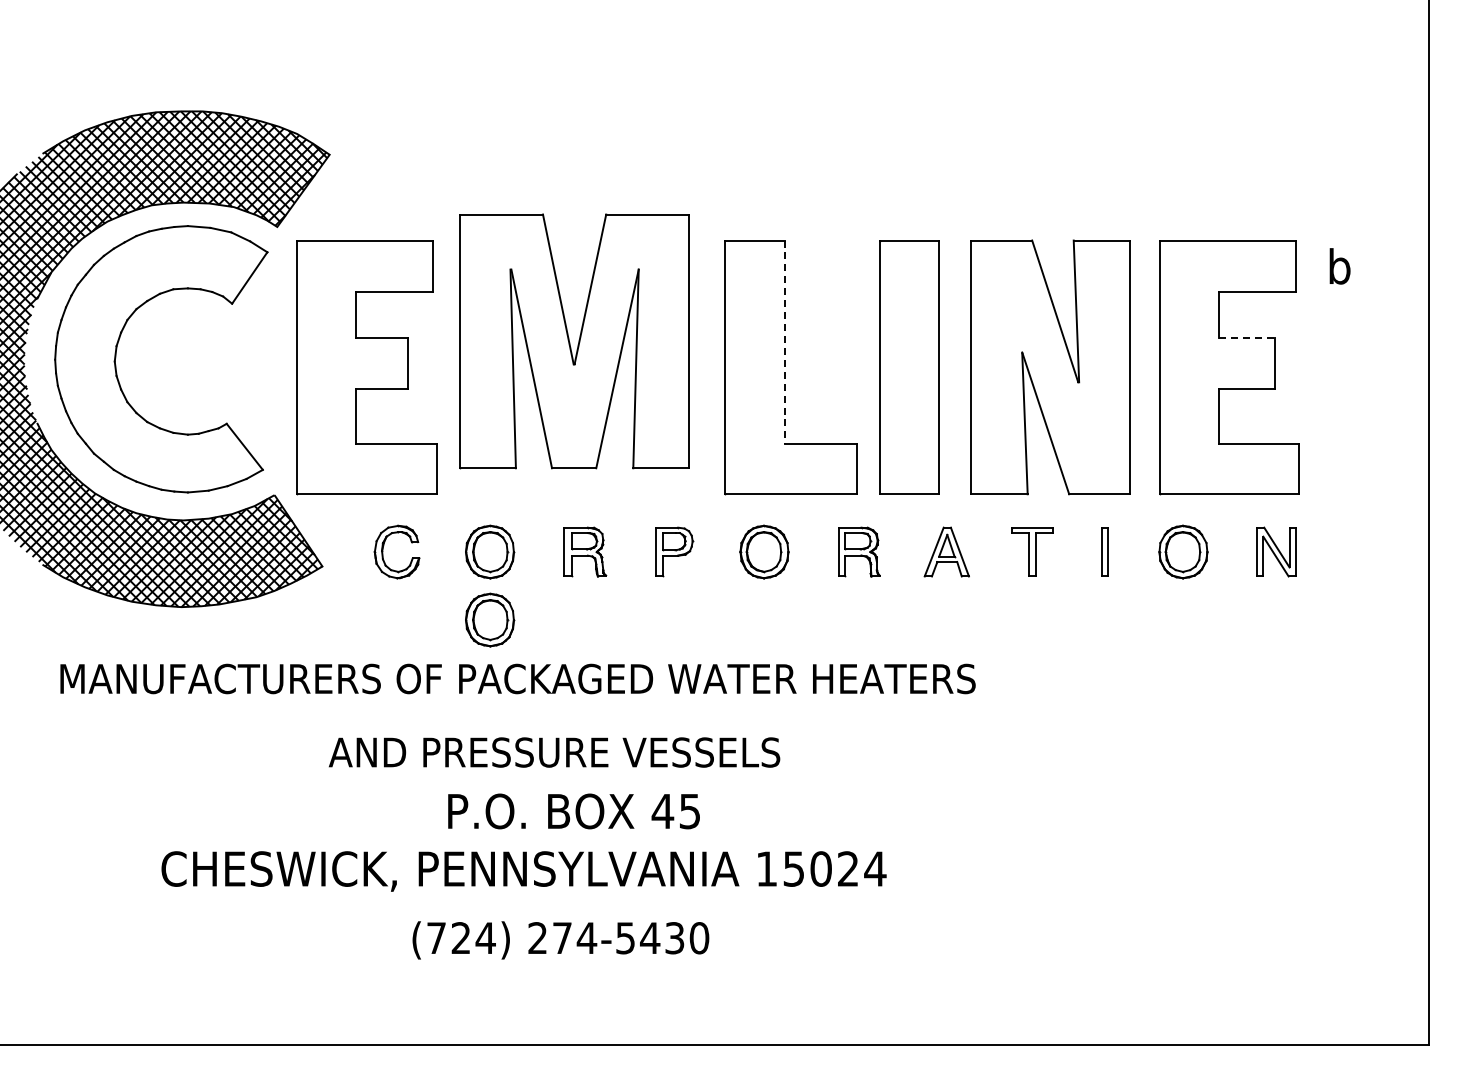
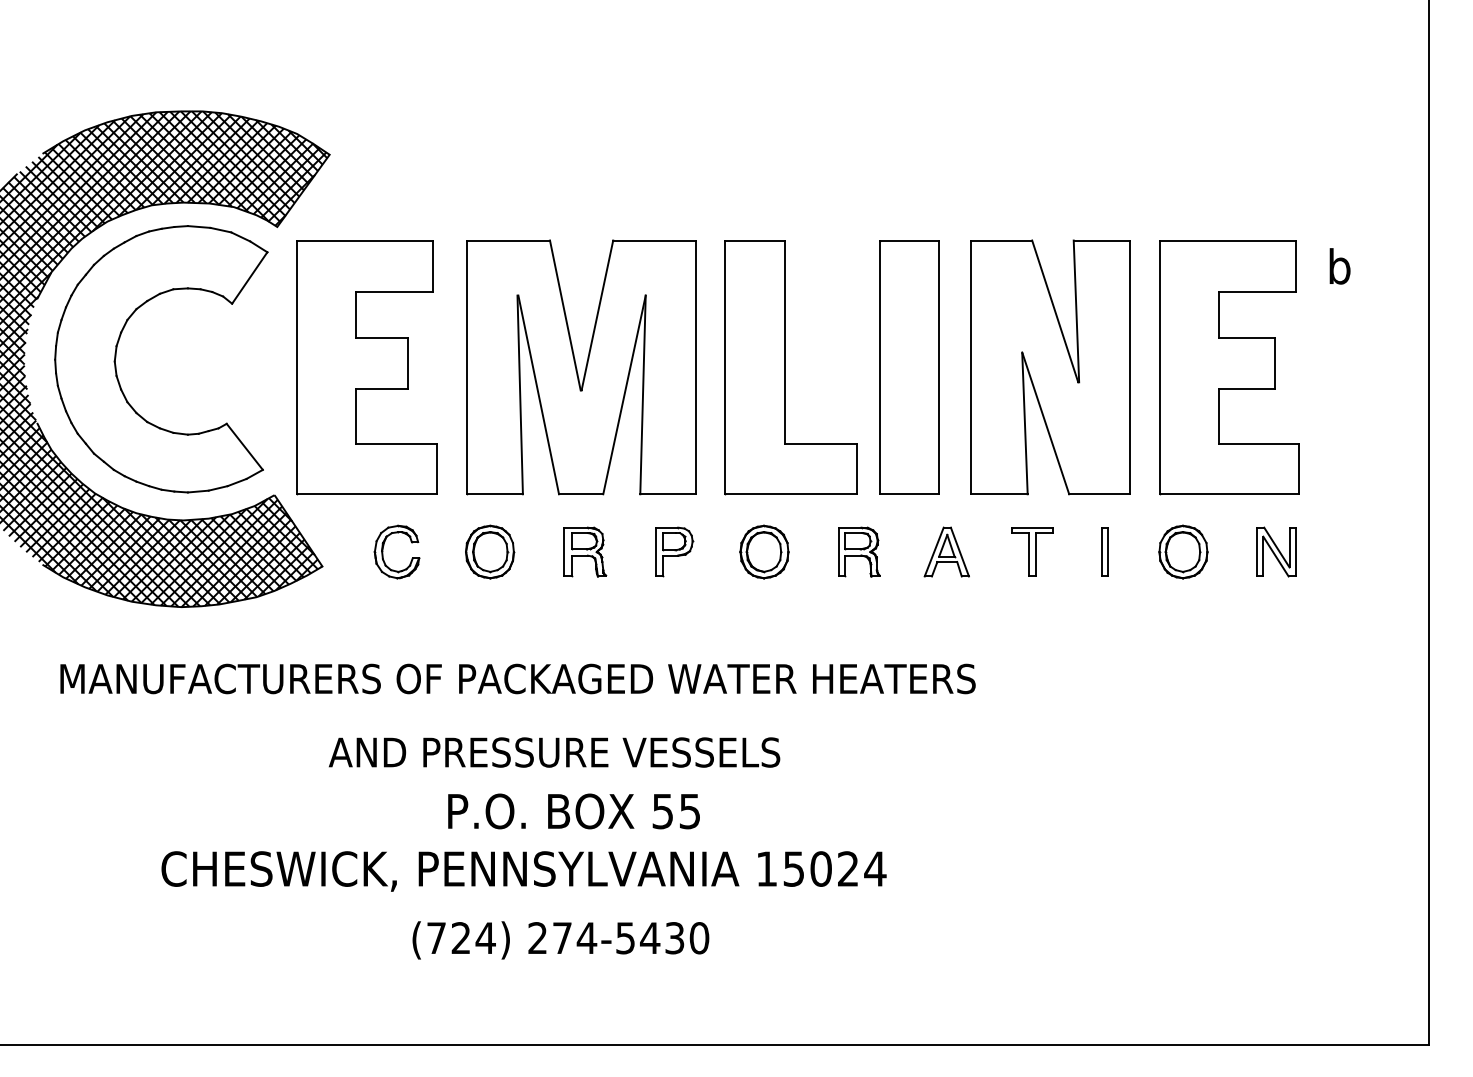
line: dashed -> solid (1247, 338)
part position: (574, 341) -> (581, 367) (581, 367)
line: dashed -> solid (784, 342)
part: present -> none (490, 619)
text: 45 -> 55 (662, 811)
